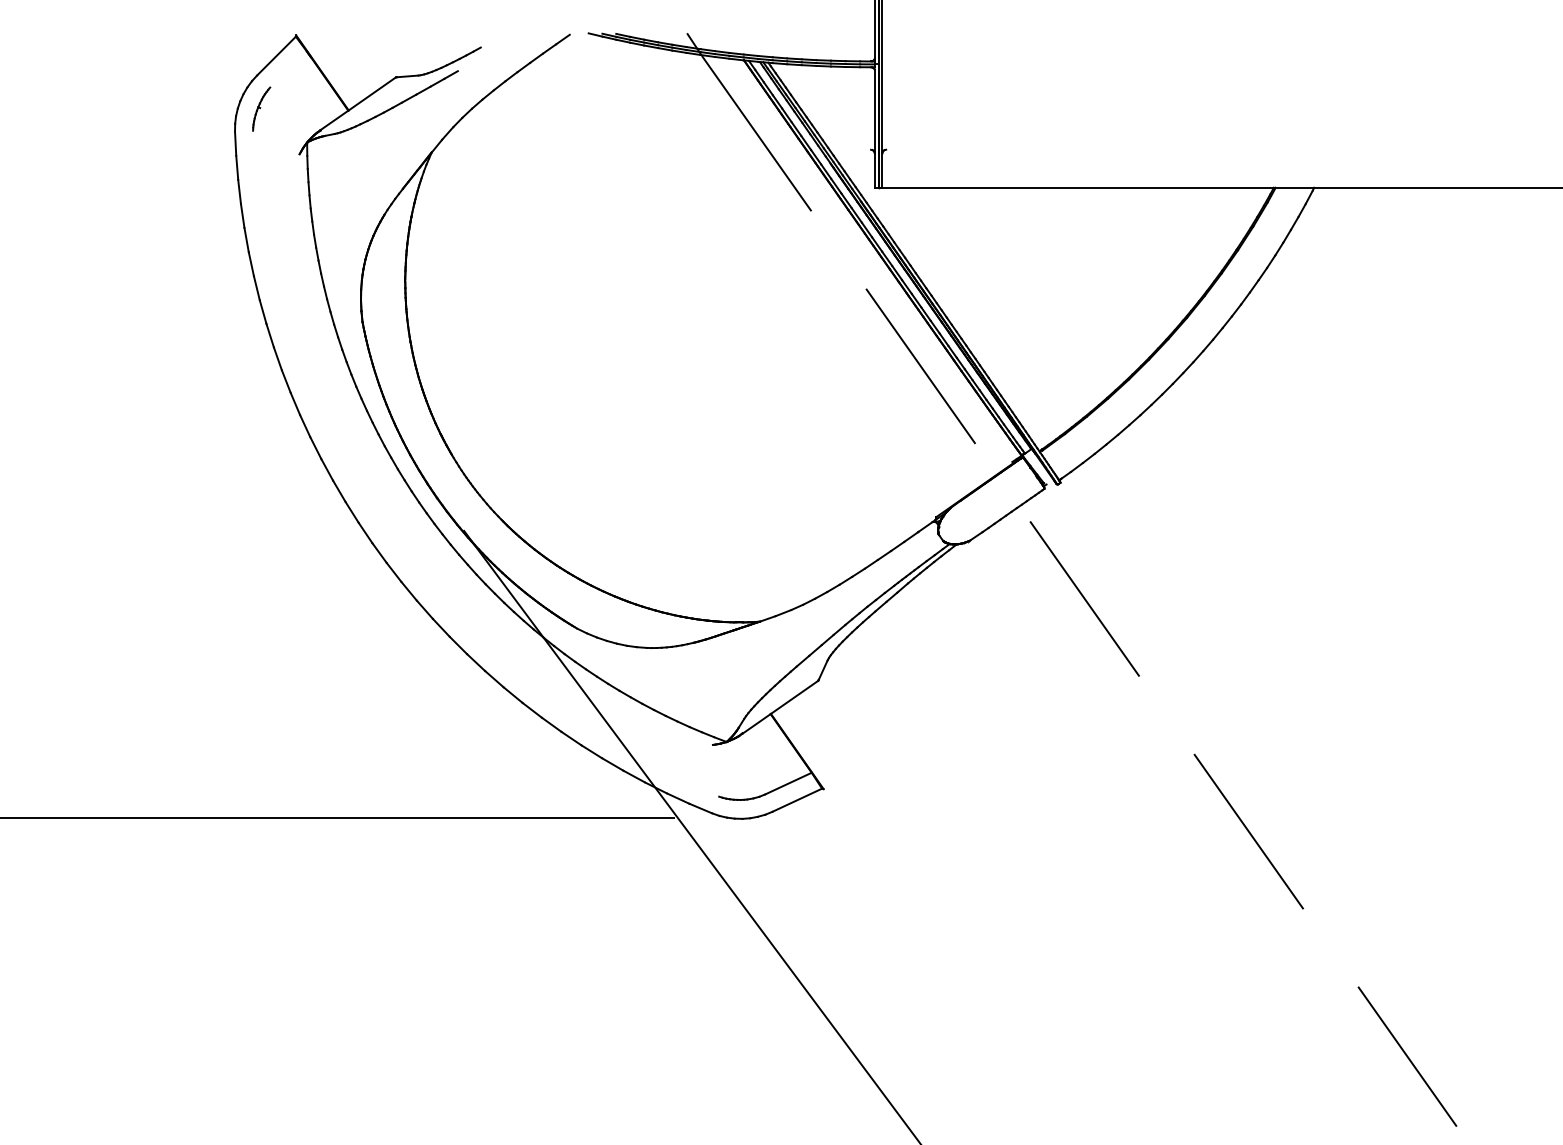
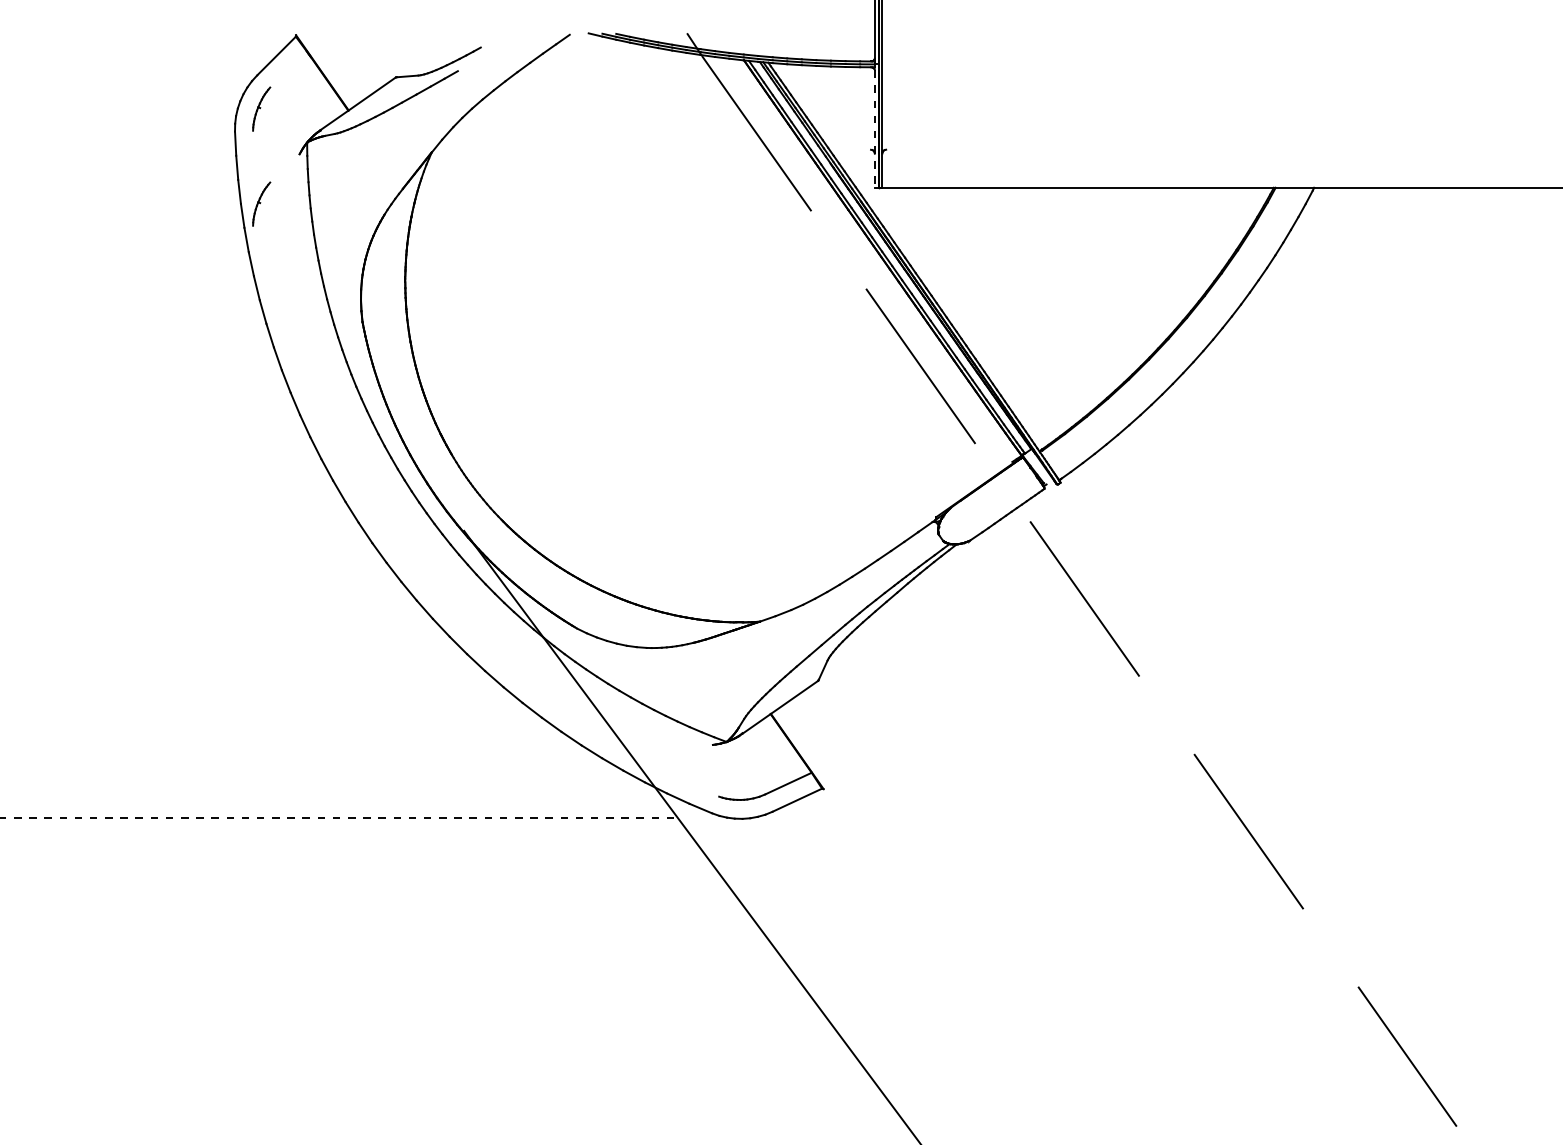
line: solid -> dashed (874, 128)
part: none -> present (261, 203)
line: solid -> dashed (337, 818)
